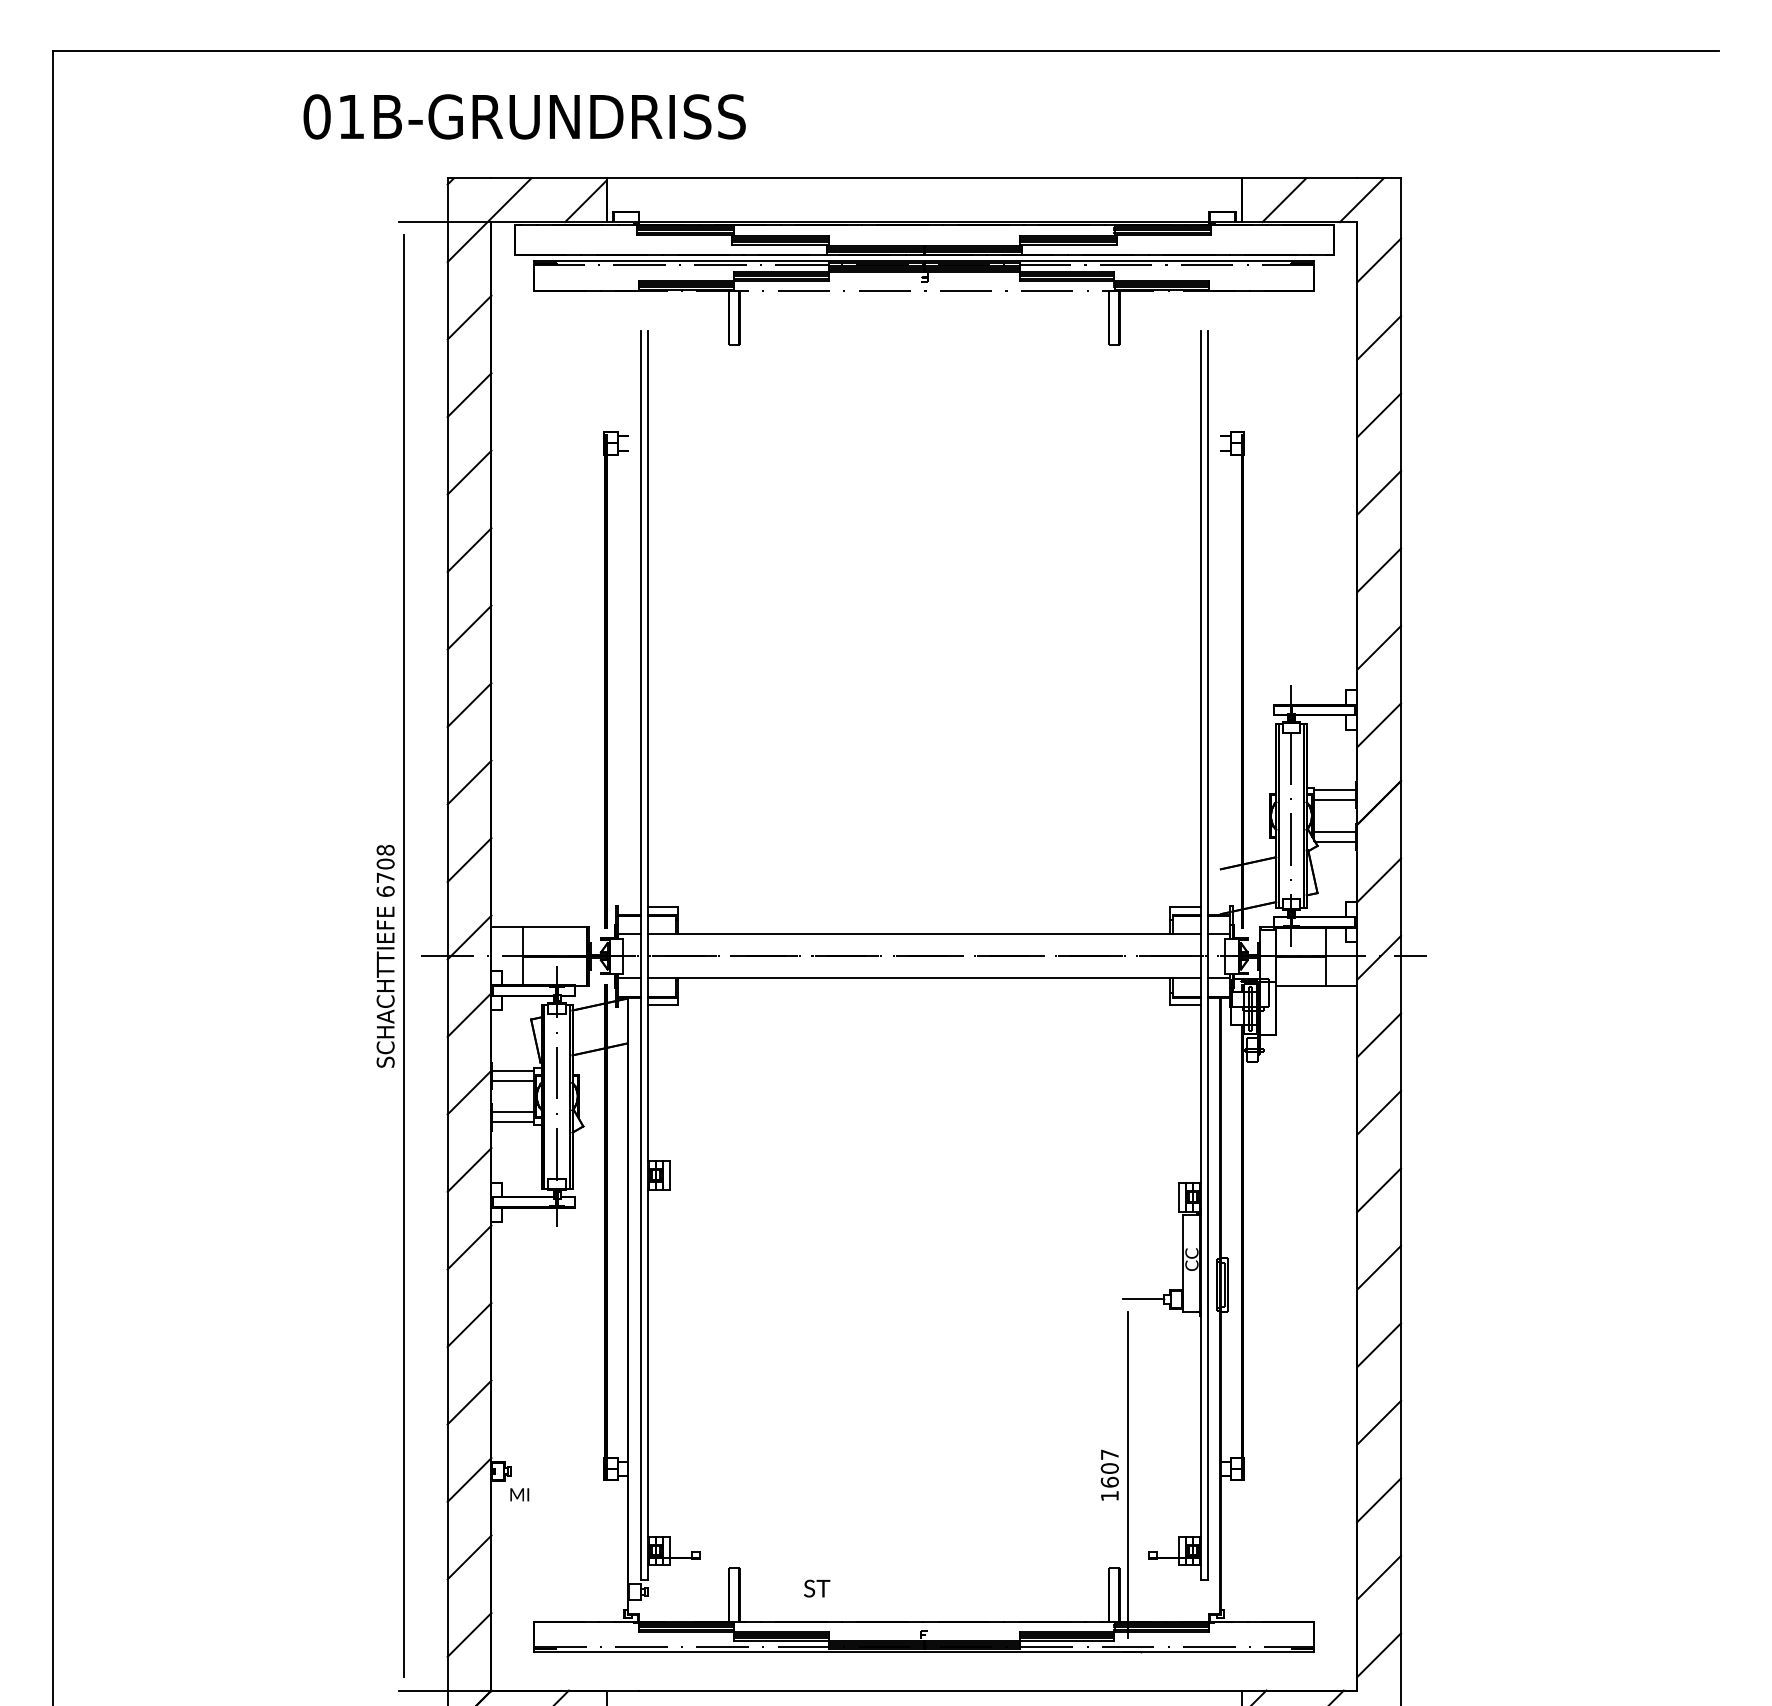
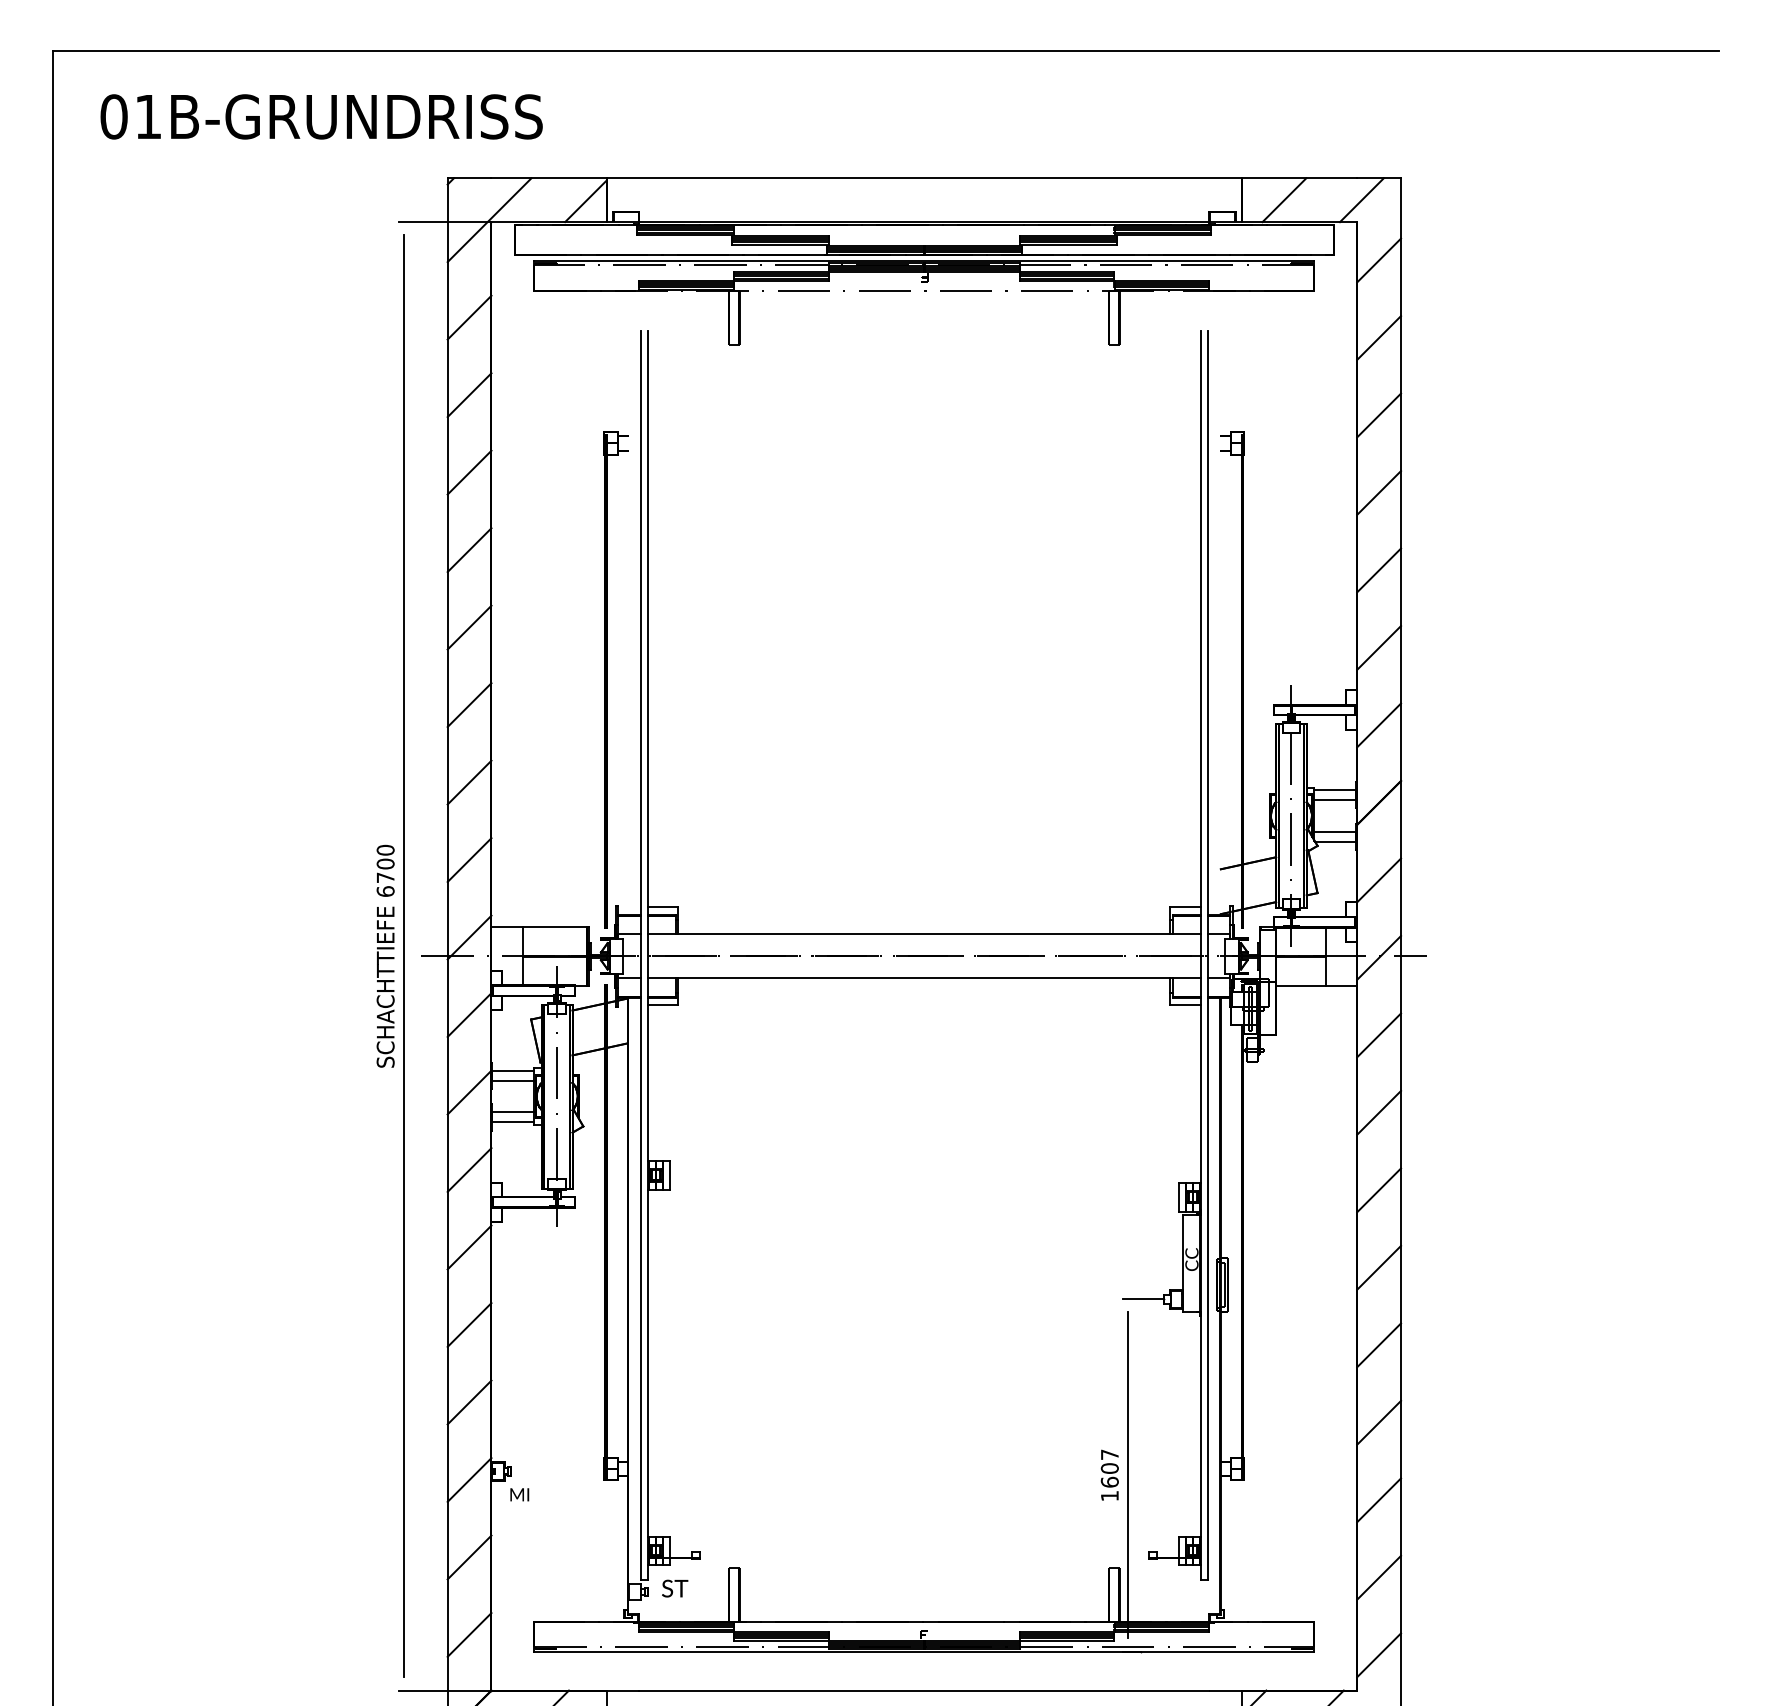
text position: (524, 116) -> (321, 116) (321, 116)
text: 6708 -> 6700 (385, 849)
text position: (817, 1588) -> (675, 1588) (675, 1588)
